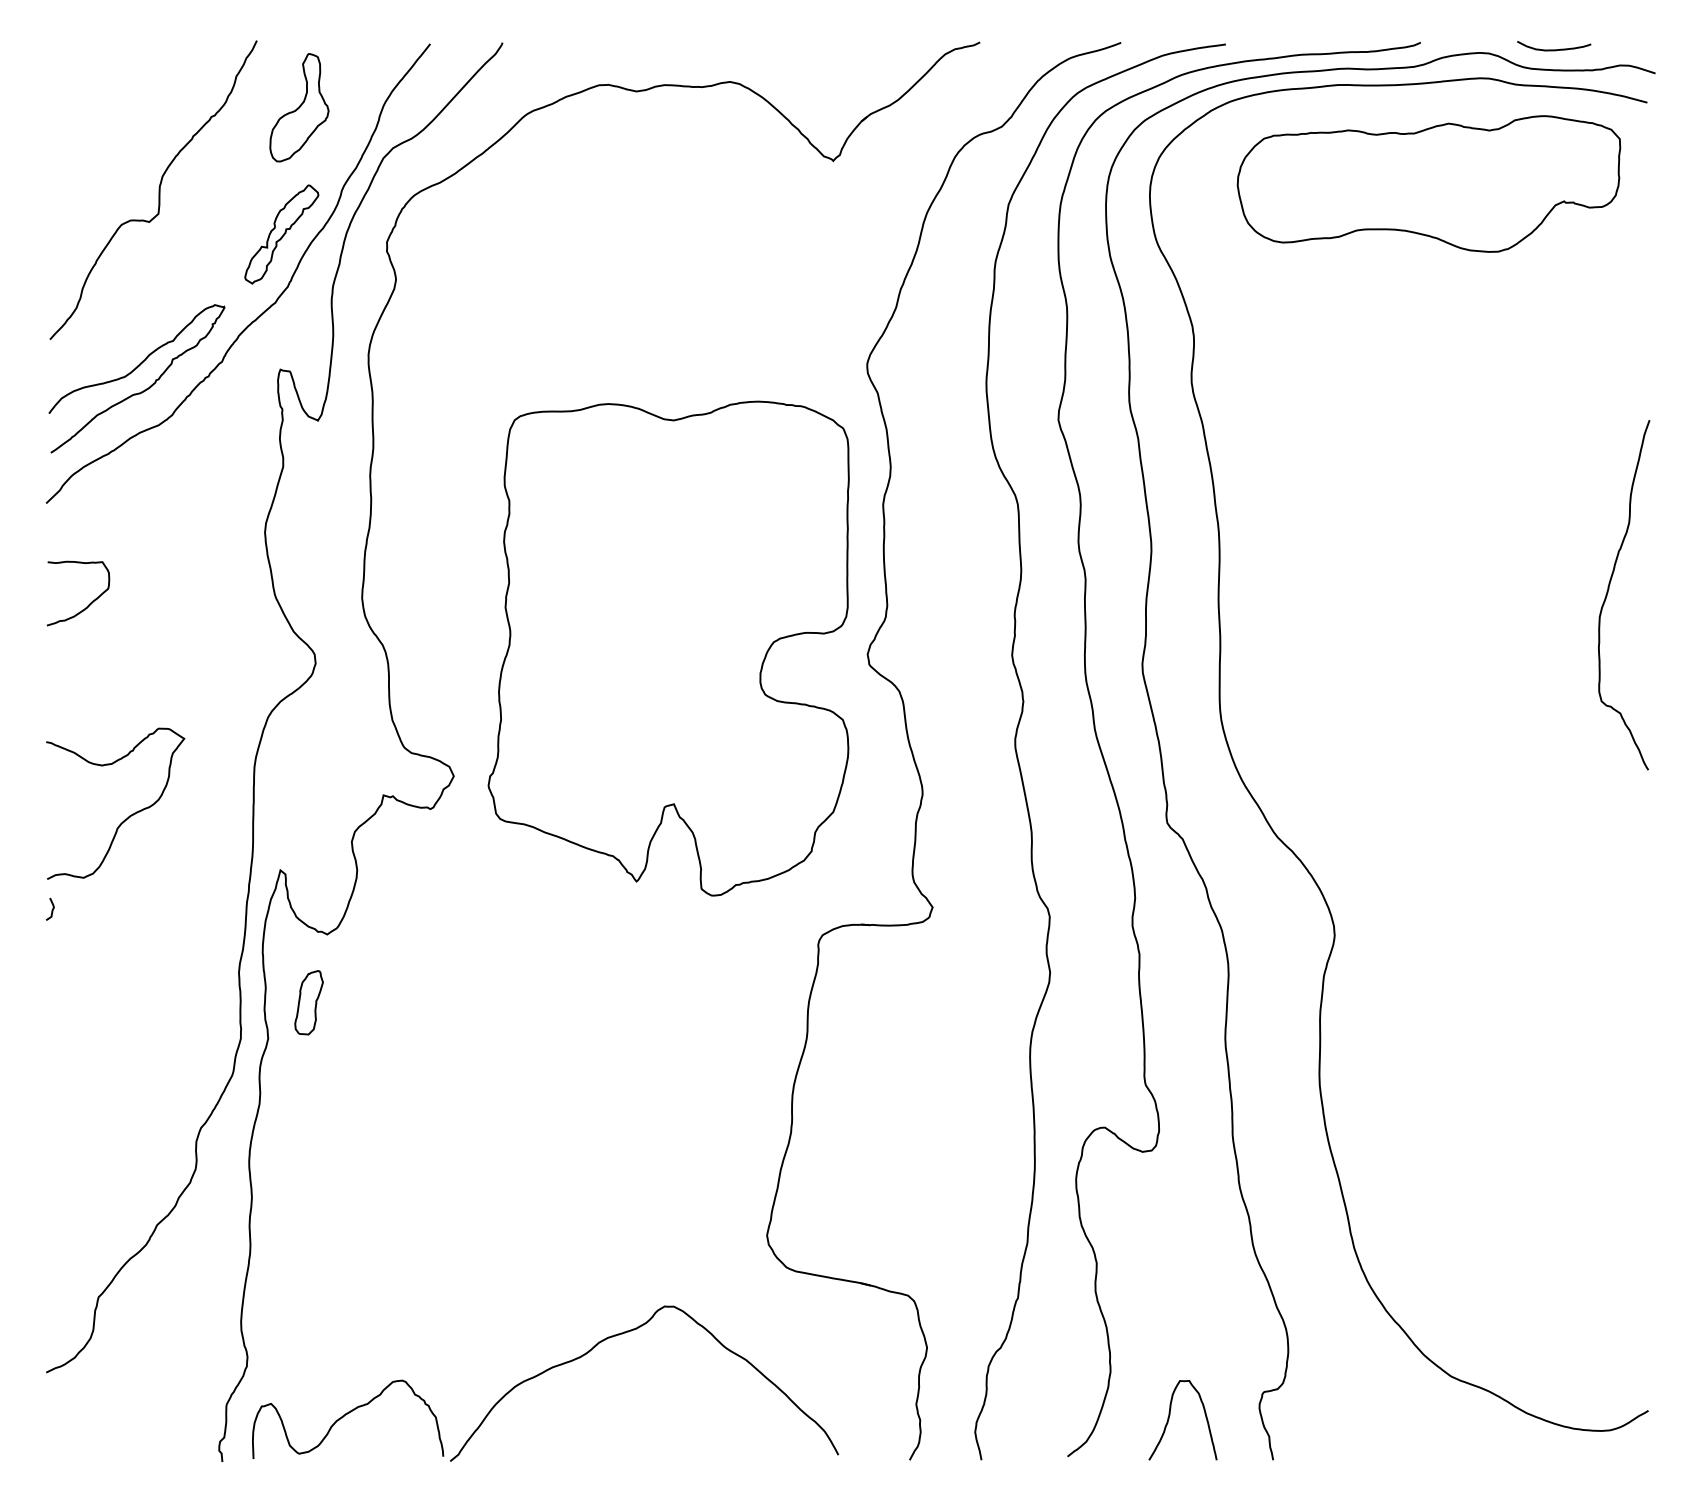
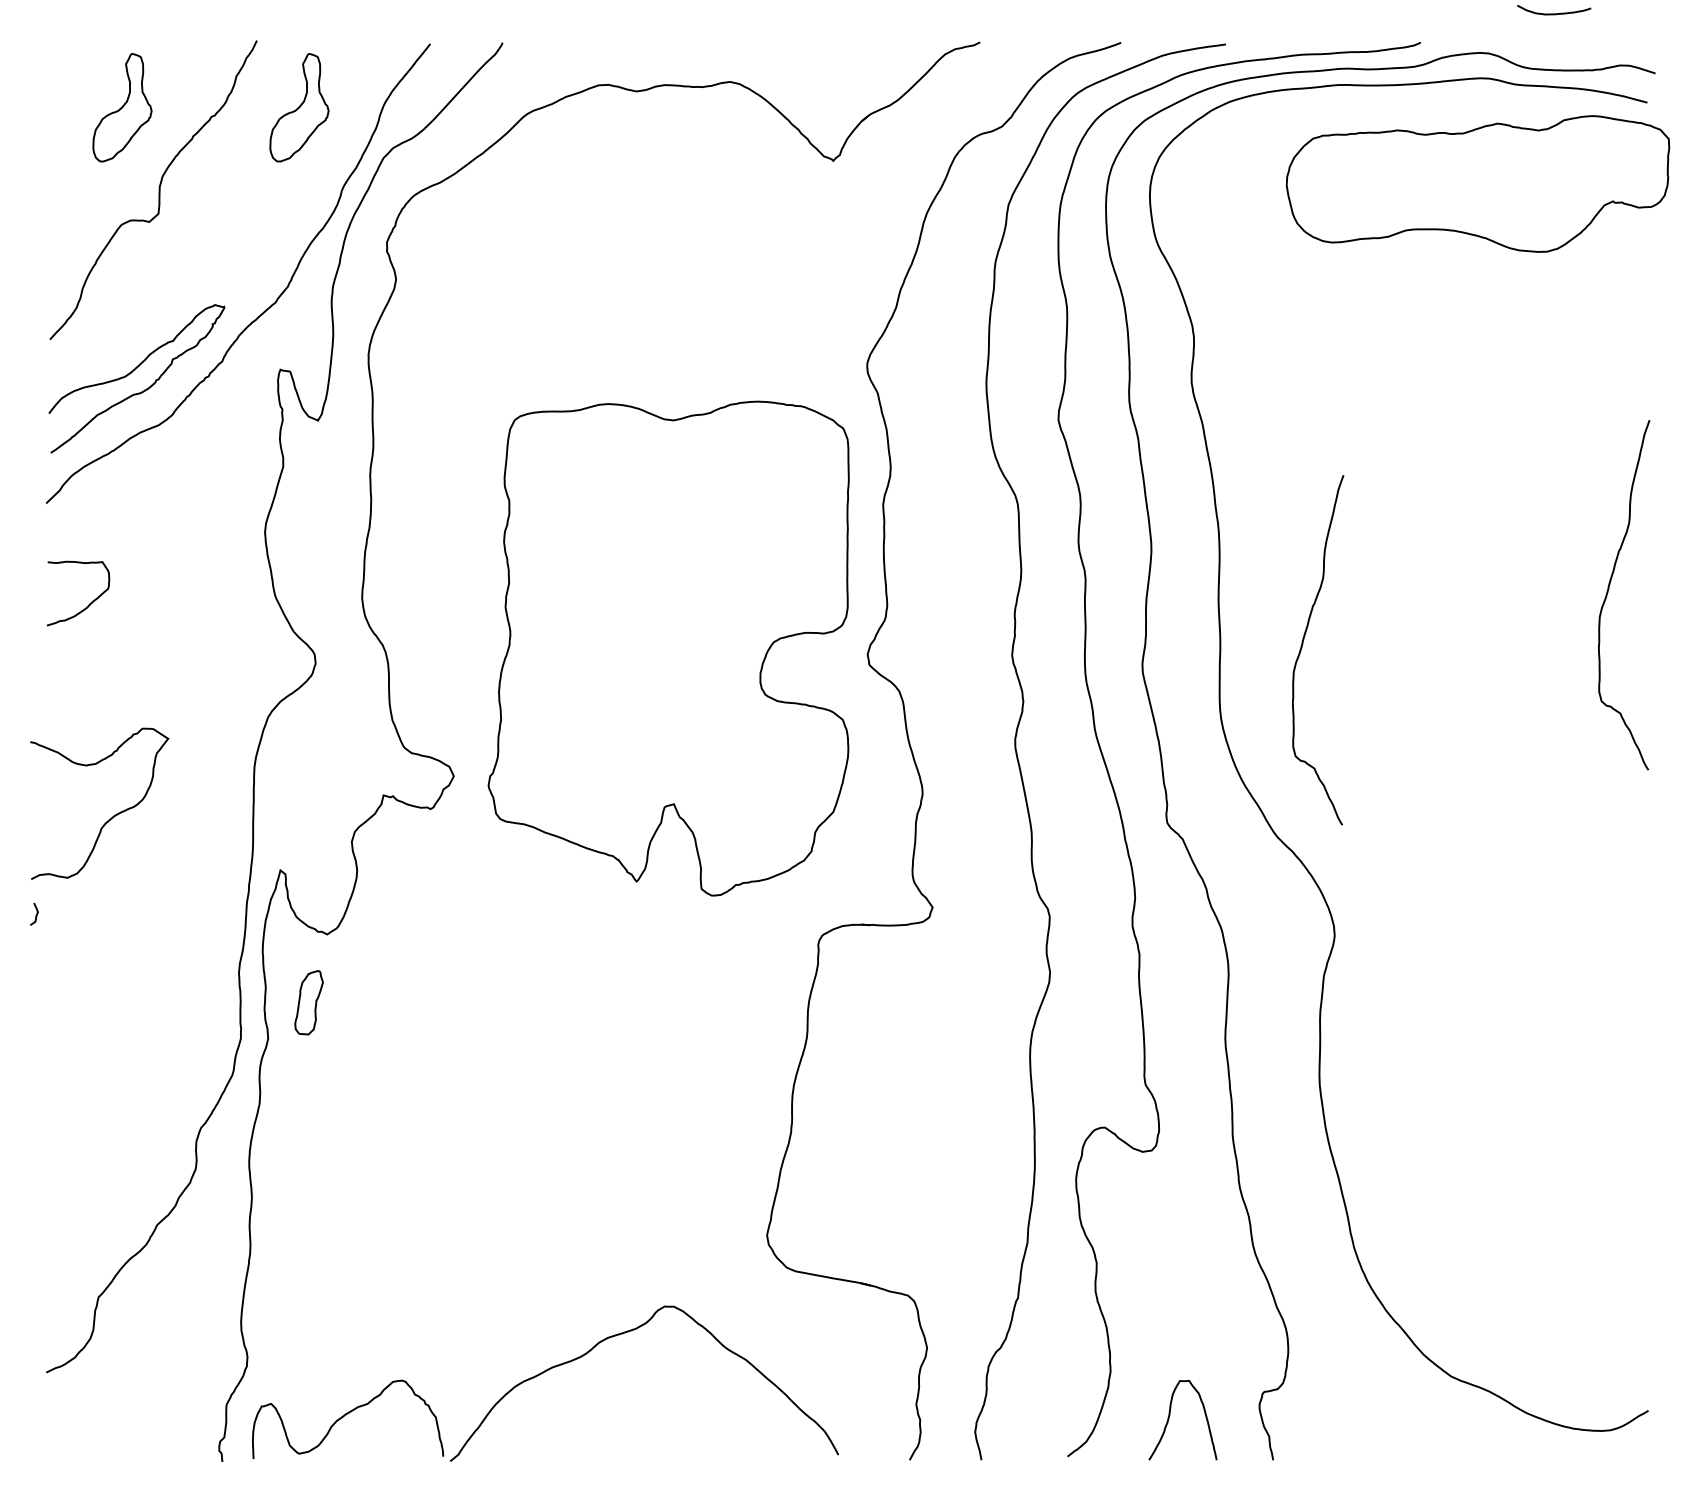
curve position: (1554, 49) -> (1554, 13) (1554, 13)
part: none -> present (122, 107)
part position: (1428, 183) -> (1477, 183) (1477, 183)
part: present -> none (281, 234)
curve: none -> present (1302, 648)
curve position: (124, 819) -> (108, 819) (108, 819)
curve position: (52, 908) -> (36, 913) (36, 913)
